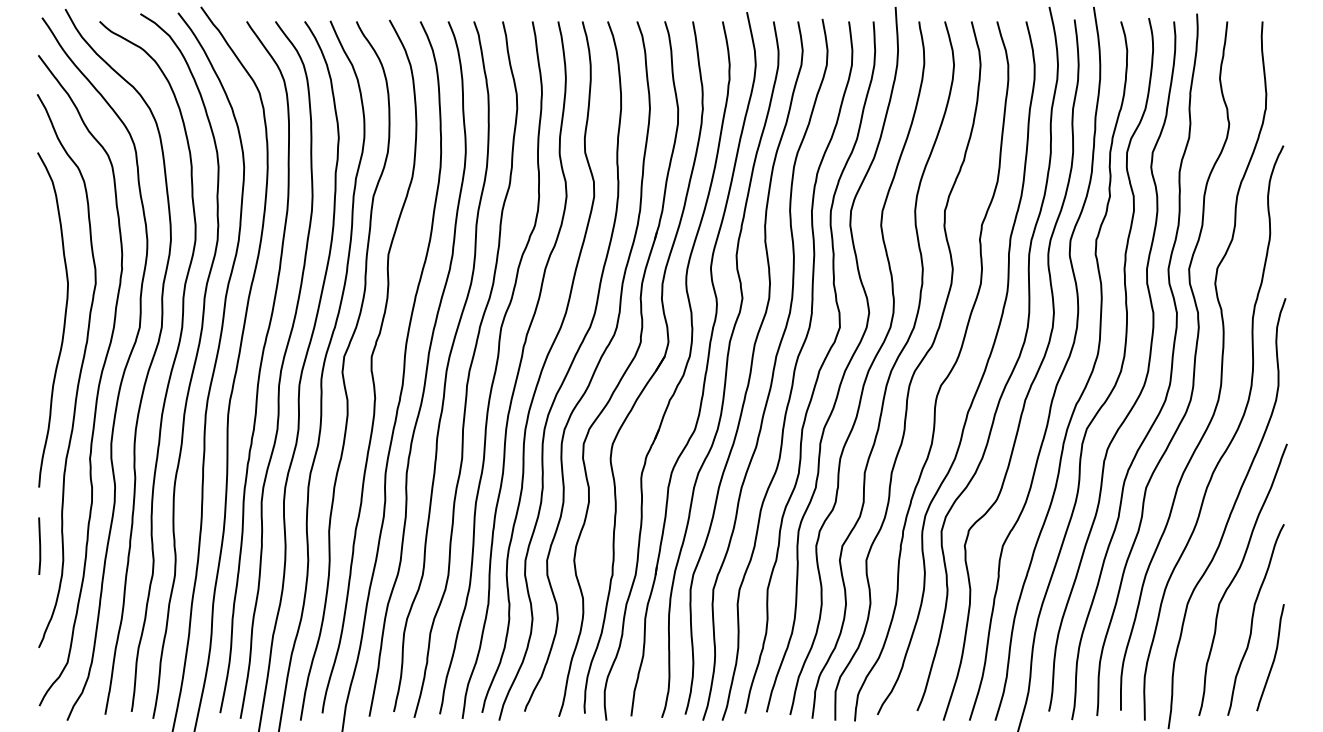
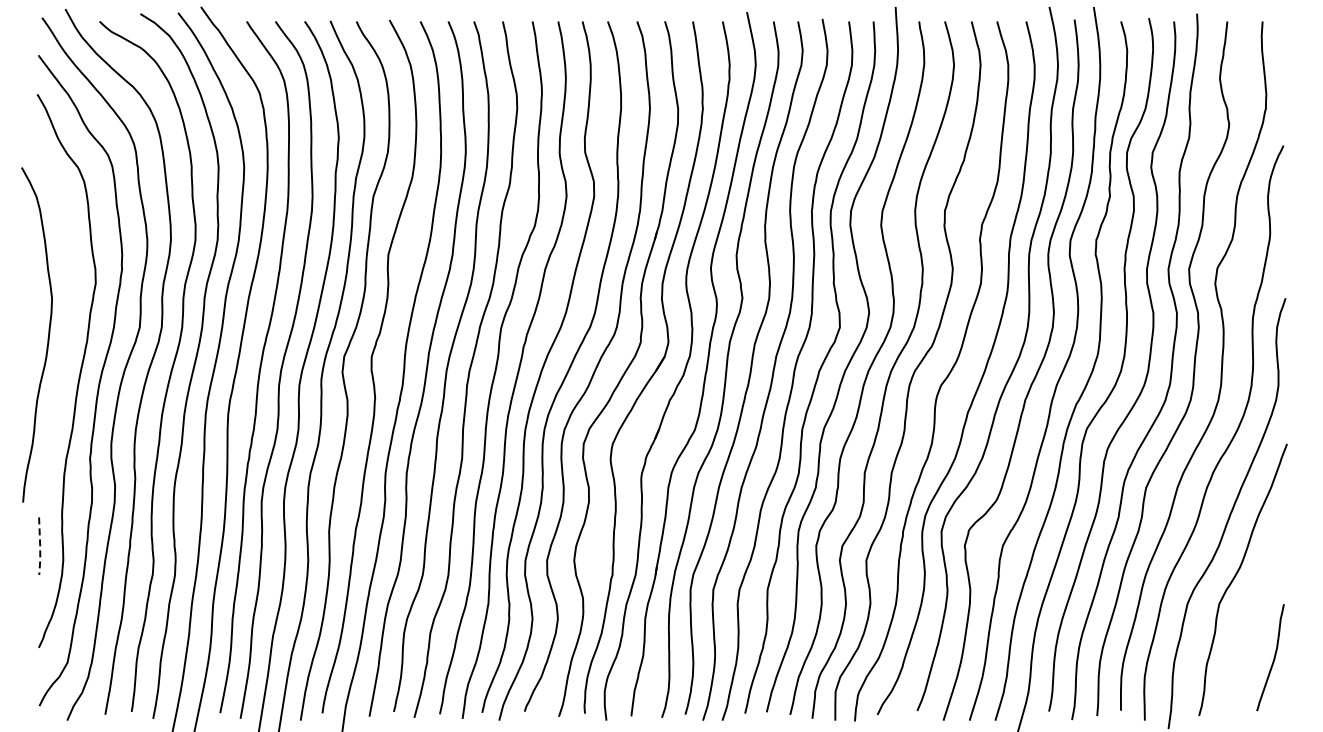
curve position: (63, 322) -> (47, 337) (47, 337)
line: solid -> dashed (40, 546)
curve: present -> none (1253, 619)
